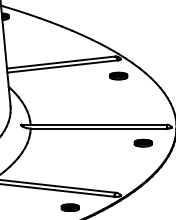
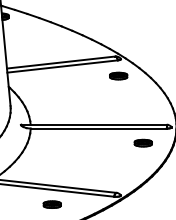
part position: (69, 207) -> (51, 204) (51, 204)
